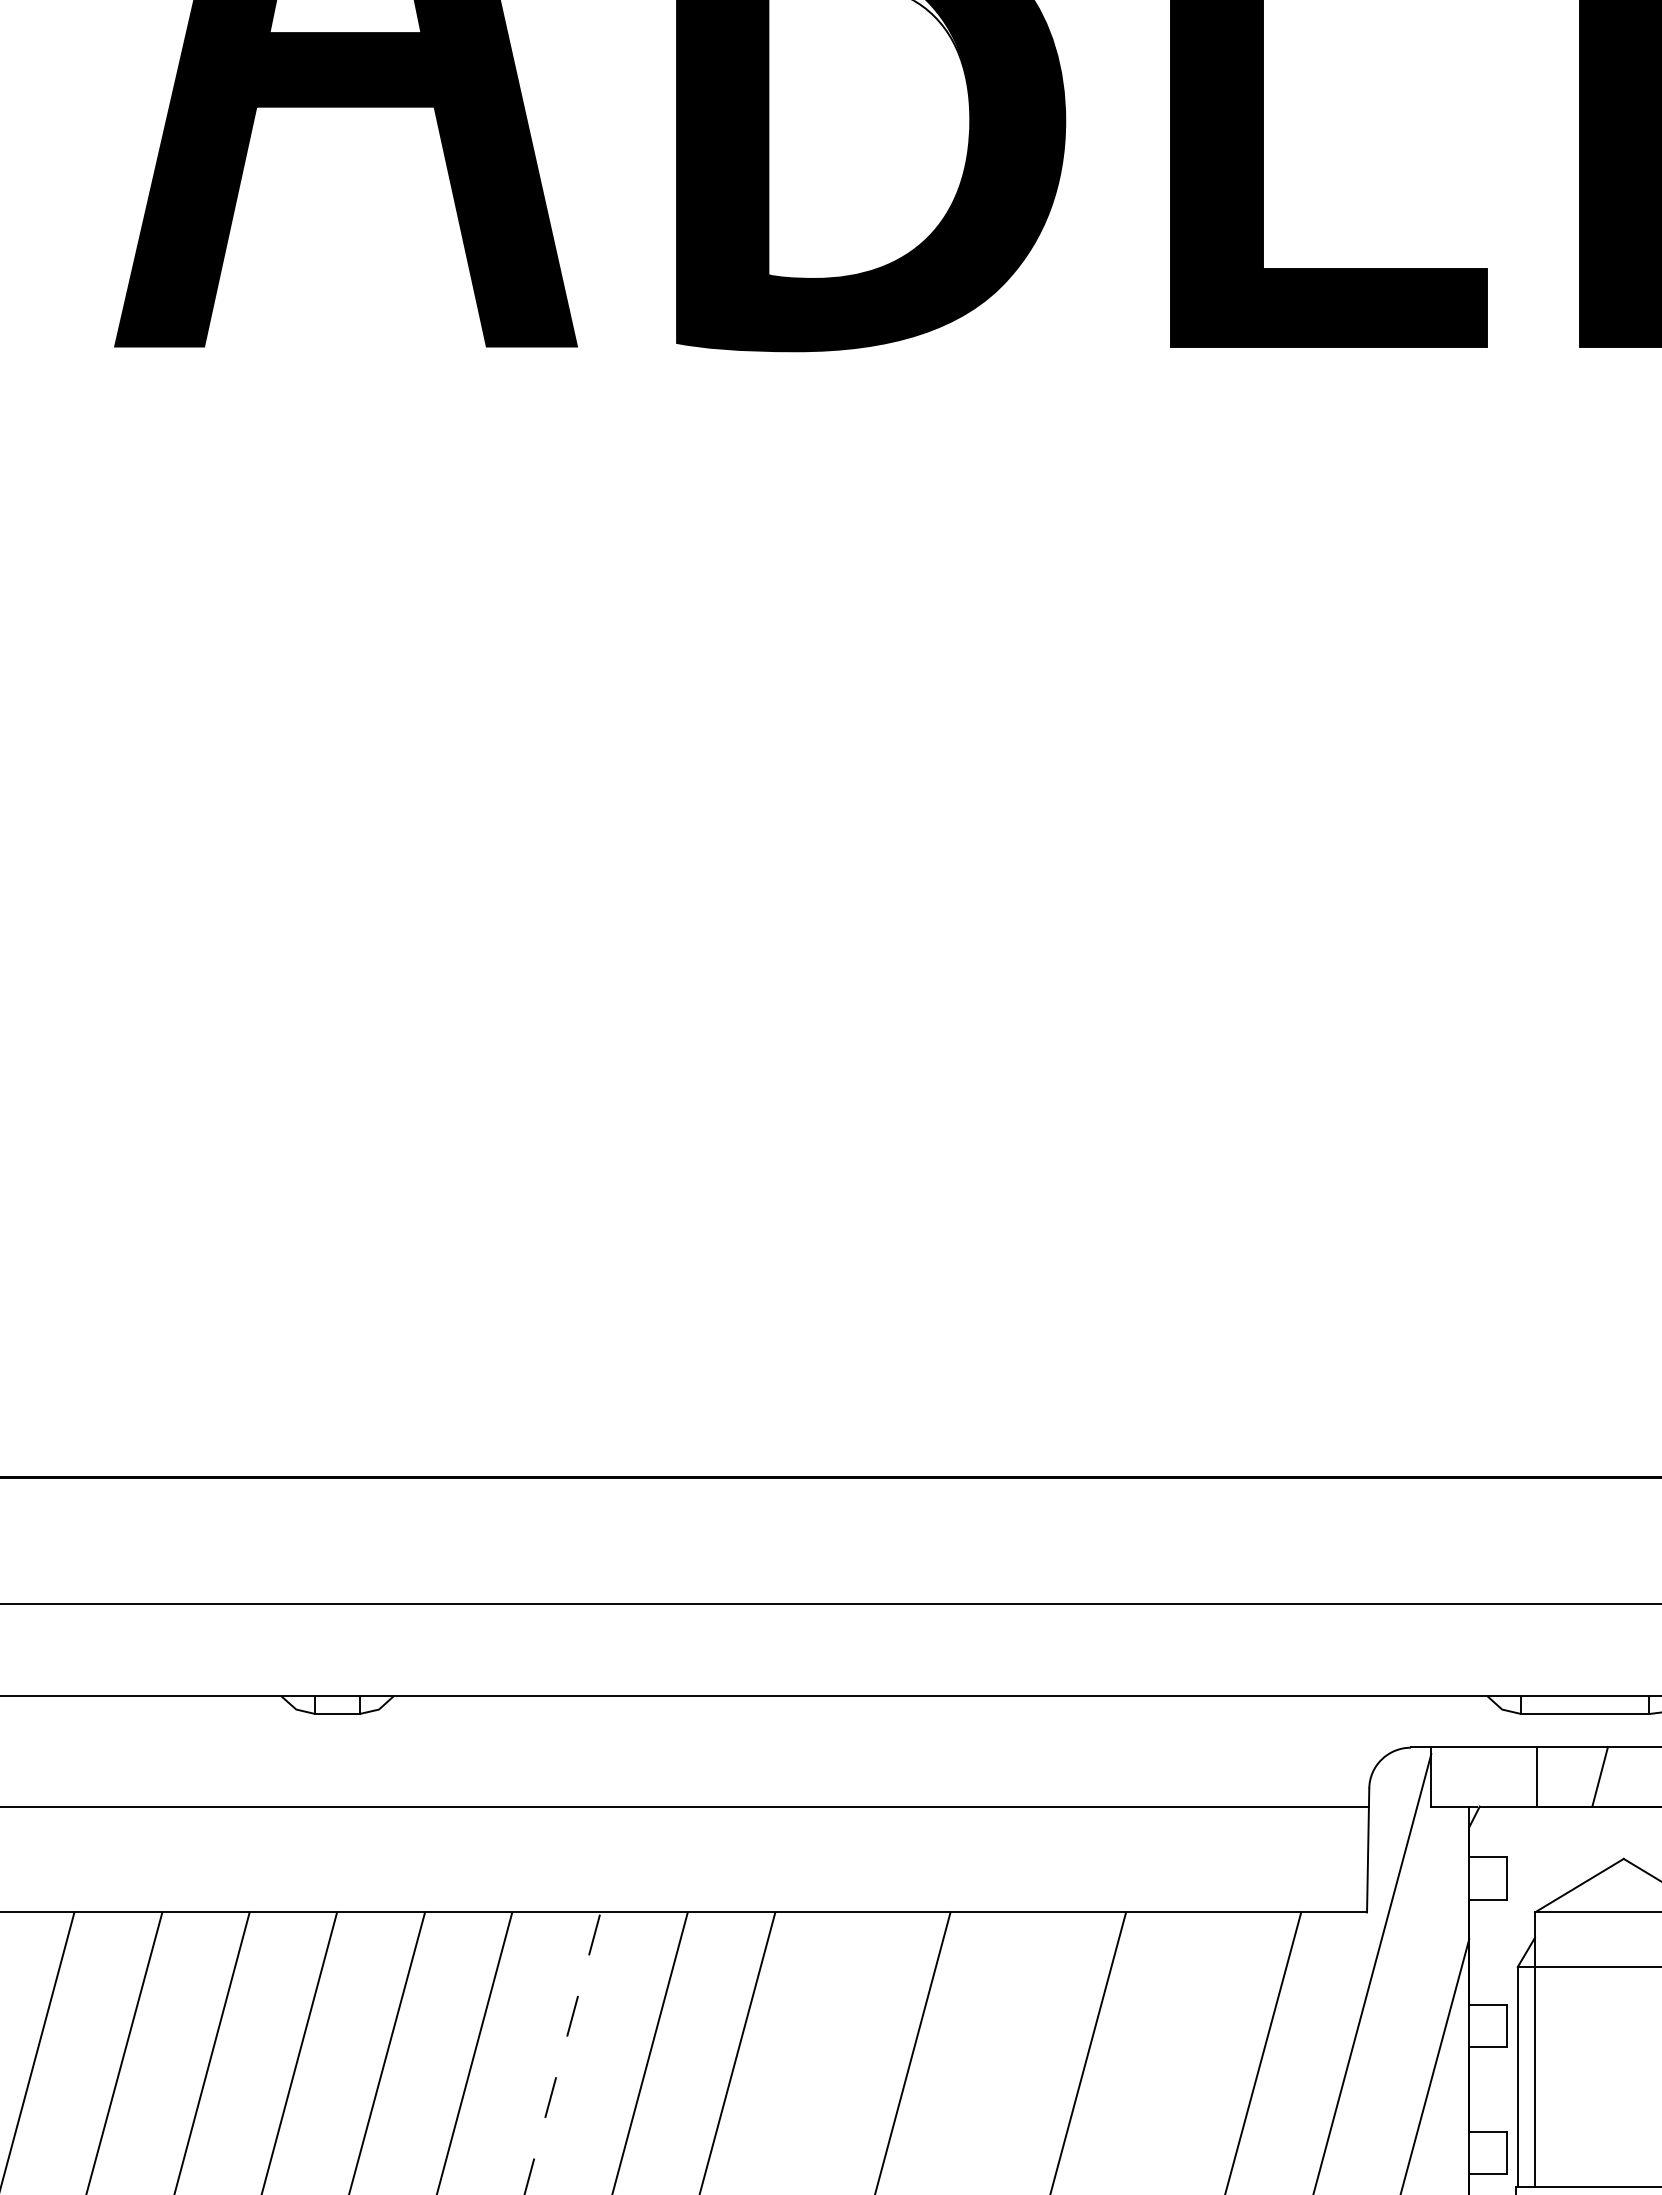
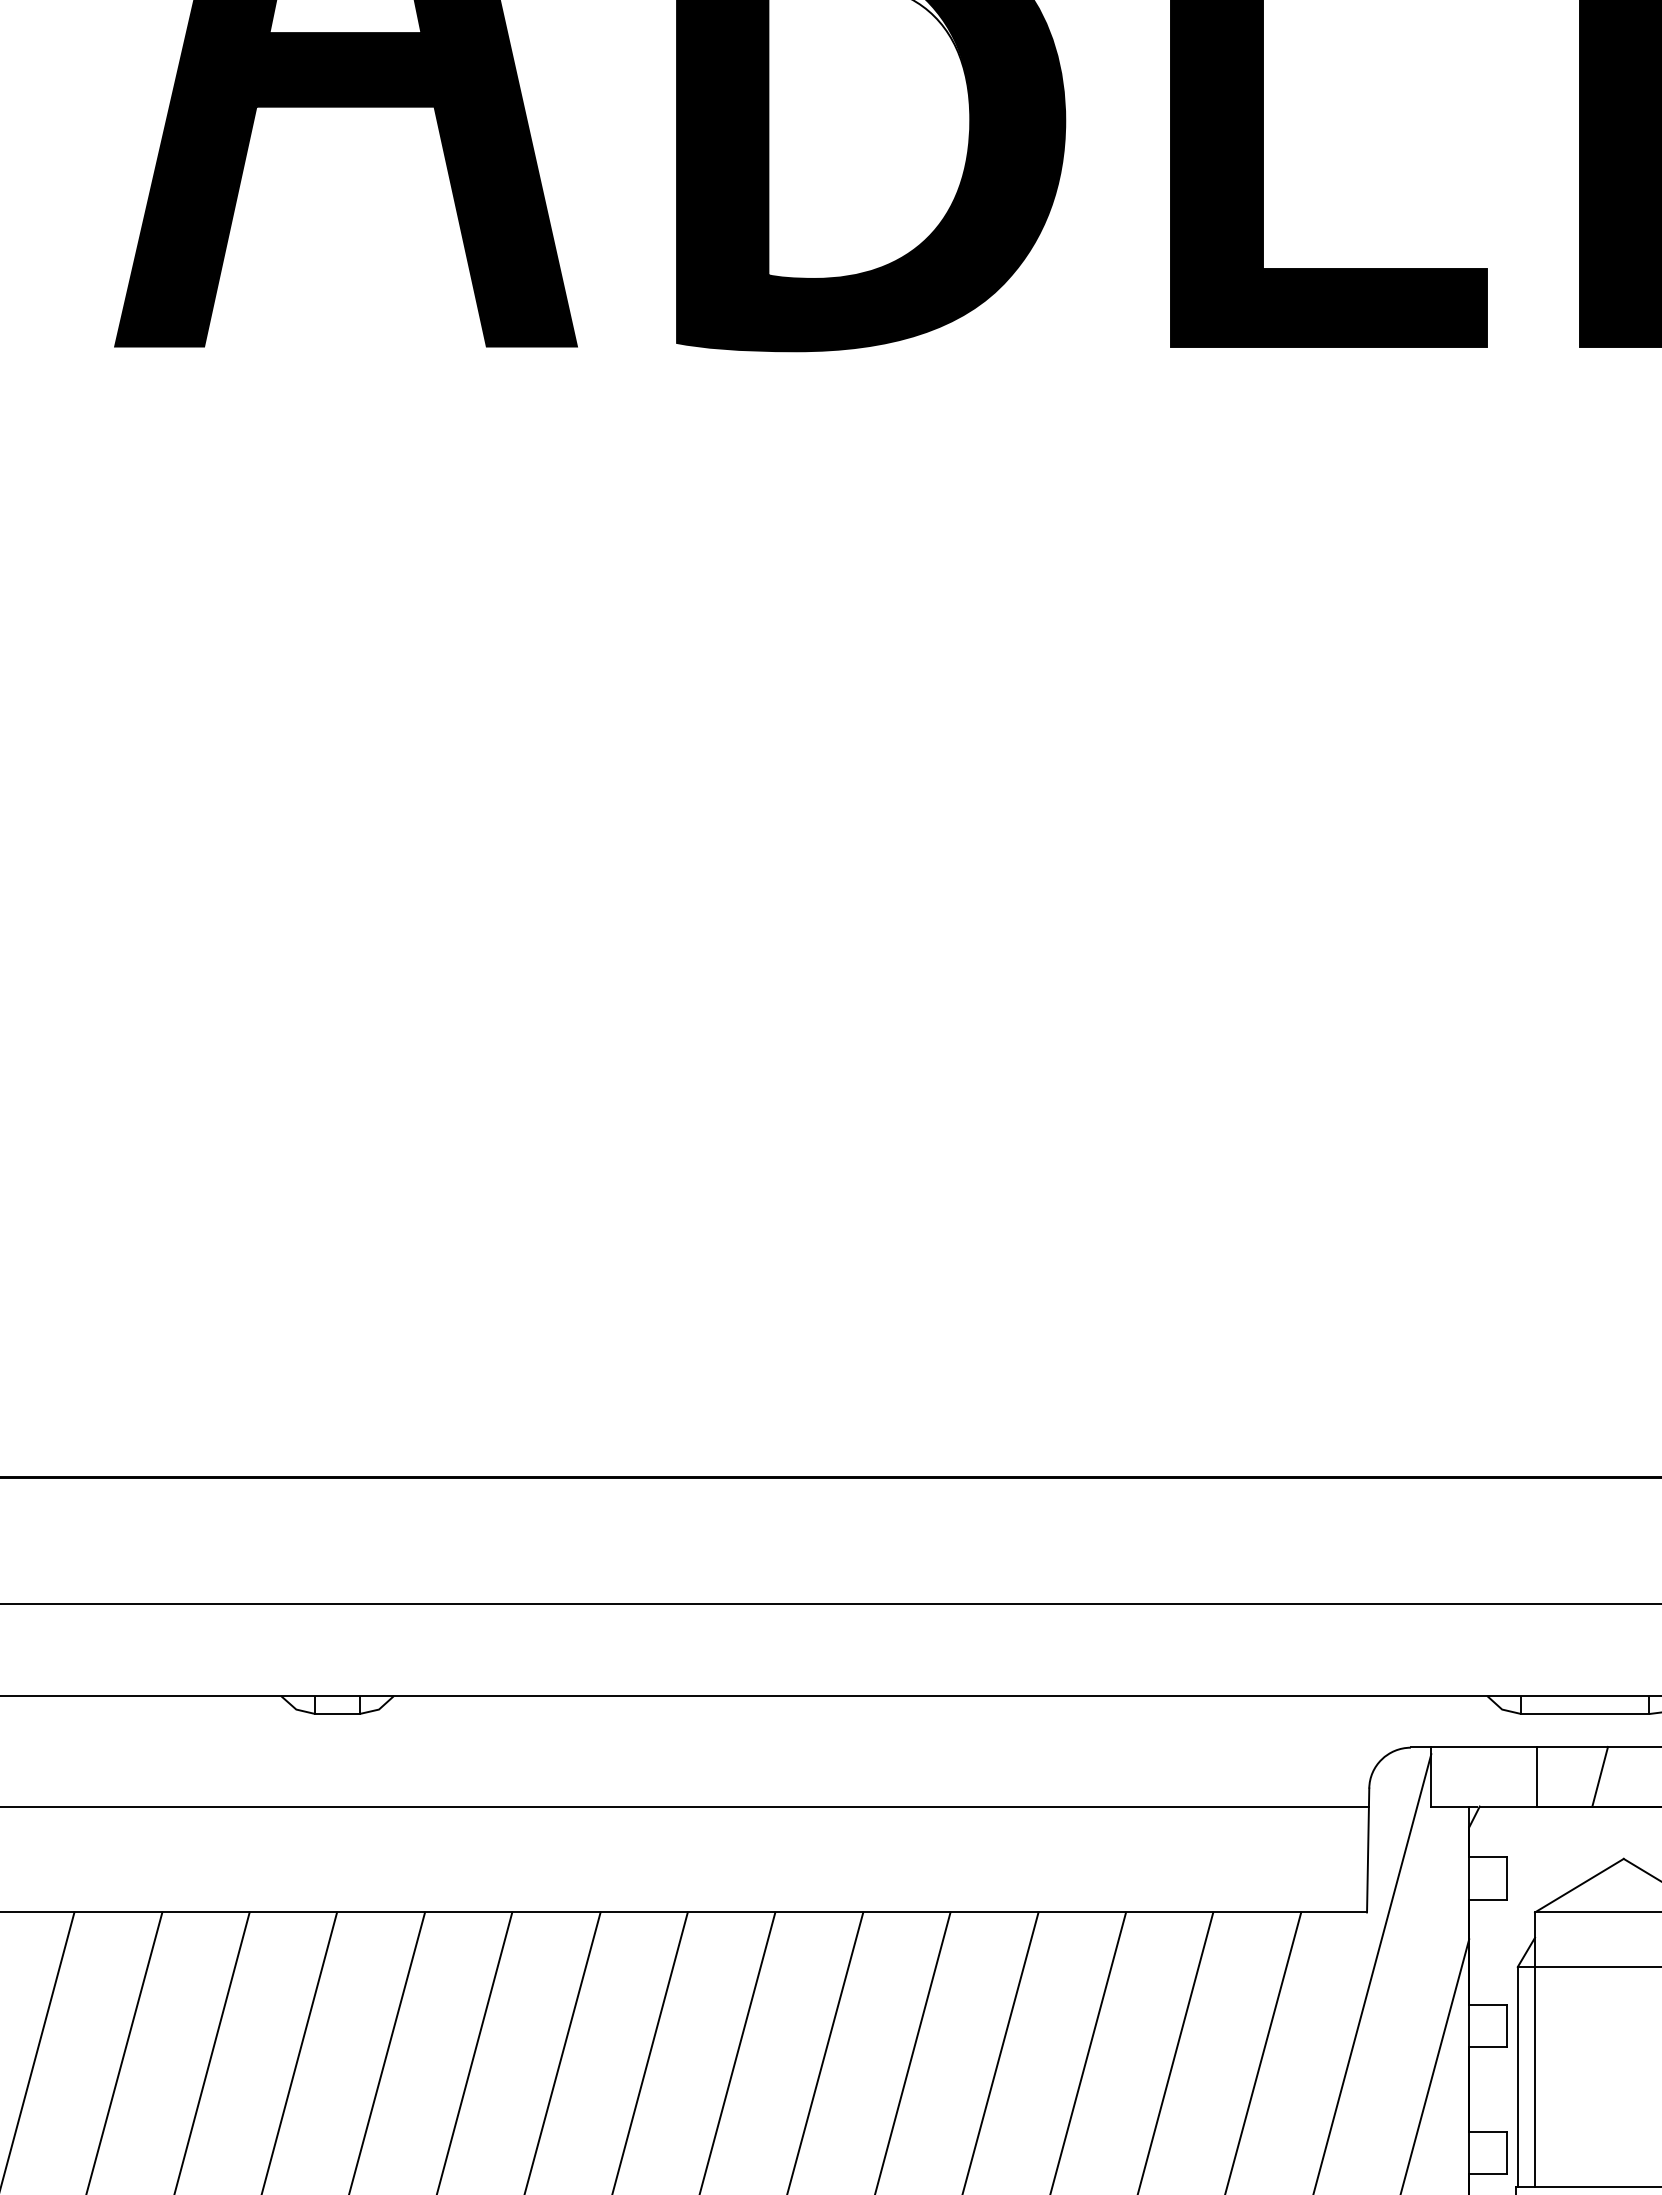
line: none -> present (825, 2051)
line: none -> present (1000, 2051)
line: none -> present (1175, 2051)
line: dashed -> solid (562, 2053)
